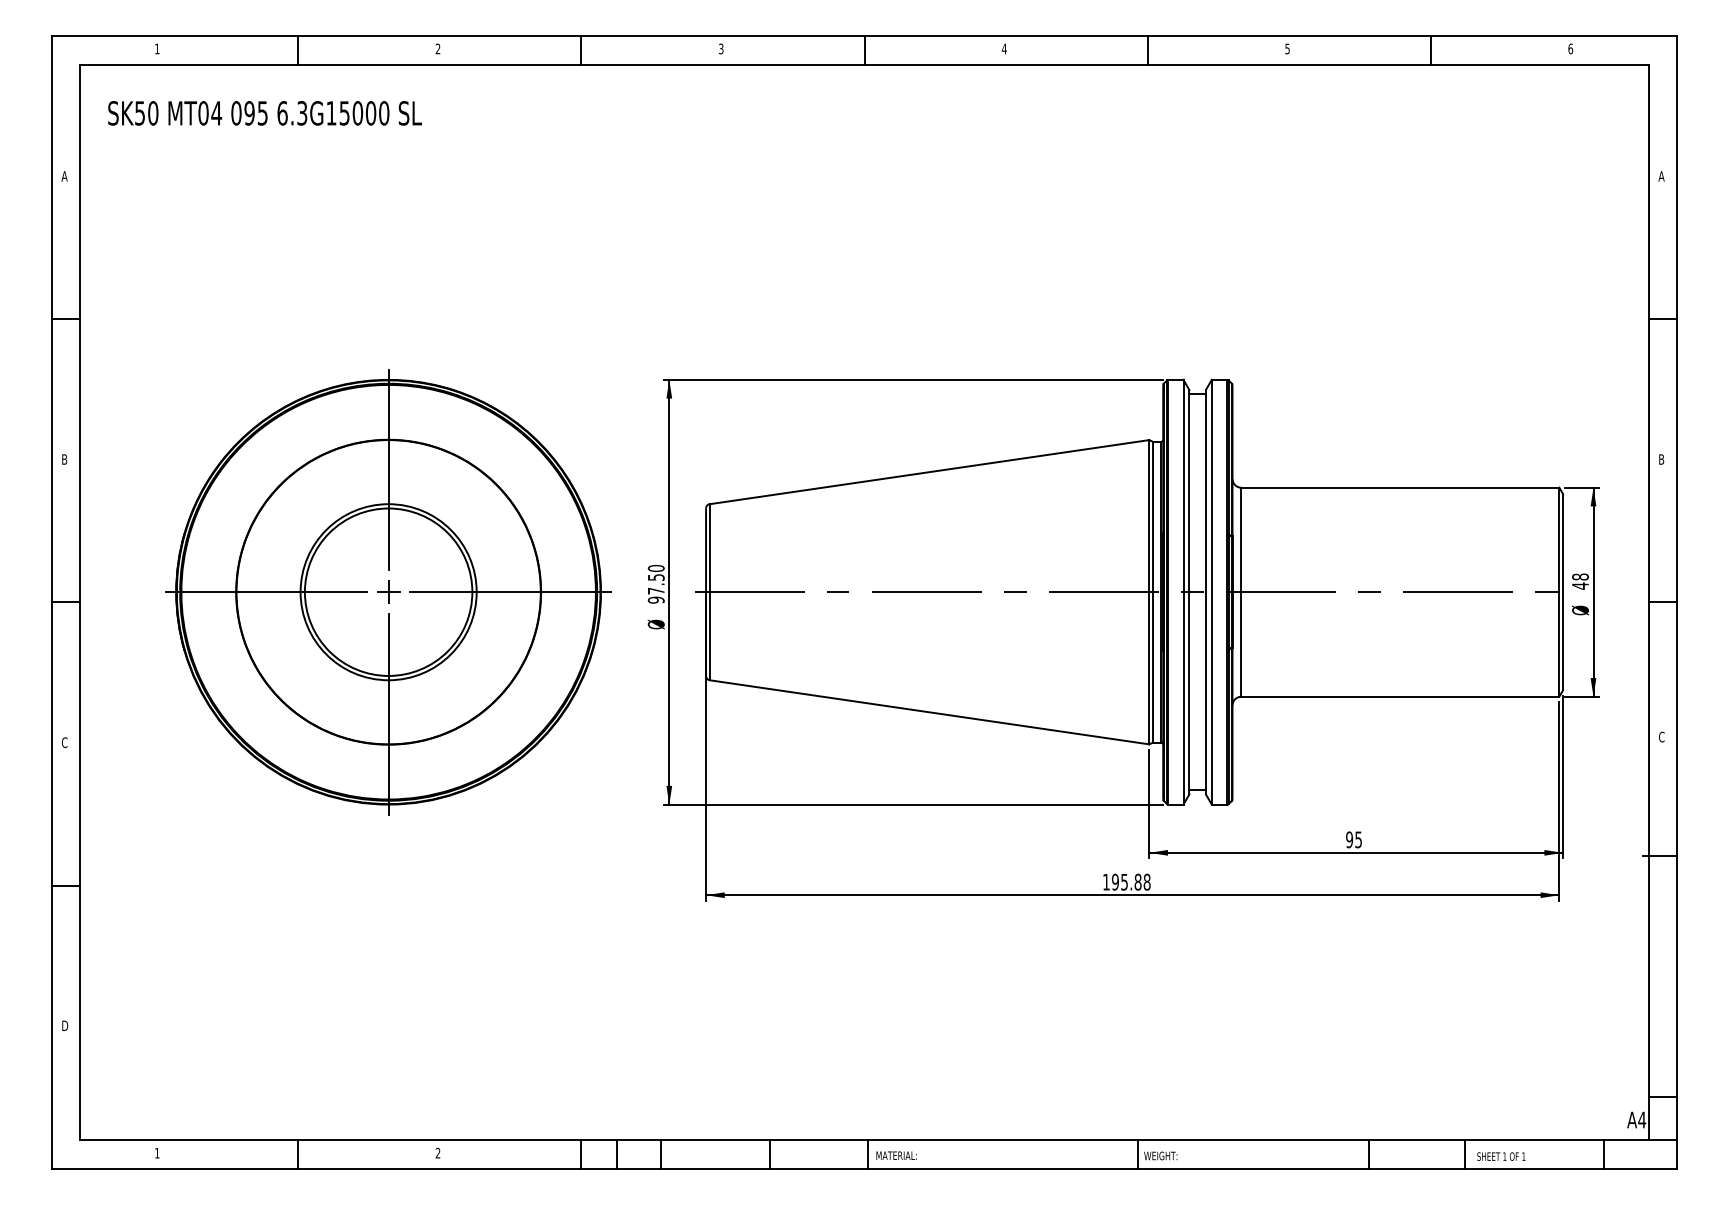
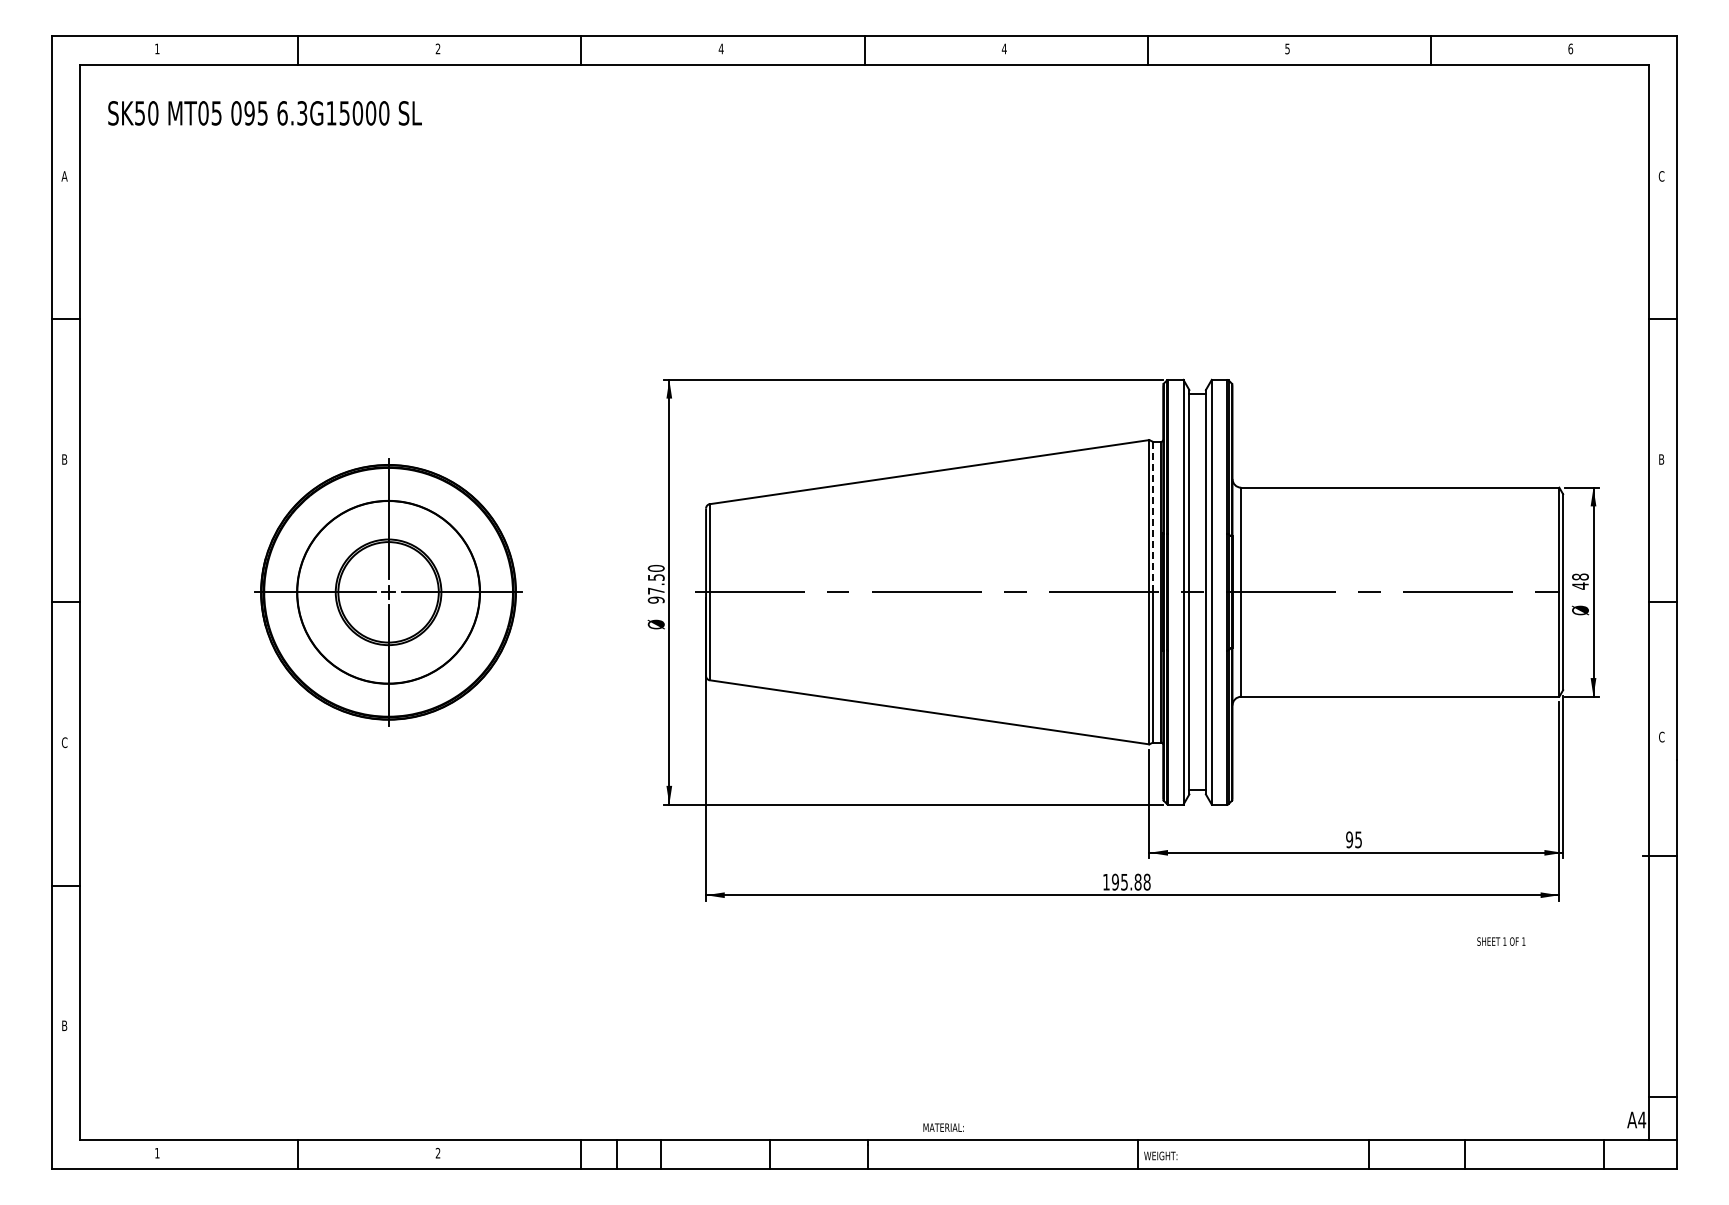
text: 3 -> 4 (720, 48)
text: MT04 -> MT05 (216, 113)
text: A -> C (1661, 176)
line: solid -> dashed (1153, 516)
part size: 447x447 px -> 269x269 px (388, 592)
text: D -> B (65, 1025)
text position: (896, 1155) -> (943, 1127) (943, 1127)
text position: (1501, 1156) -> (1501, 941) (1501, 941)
